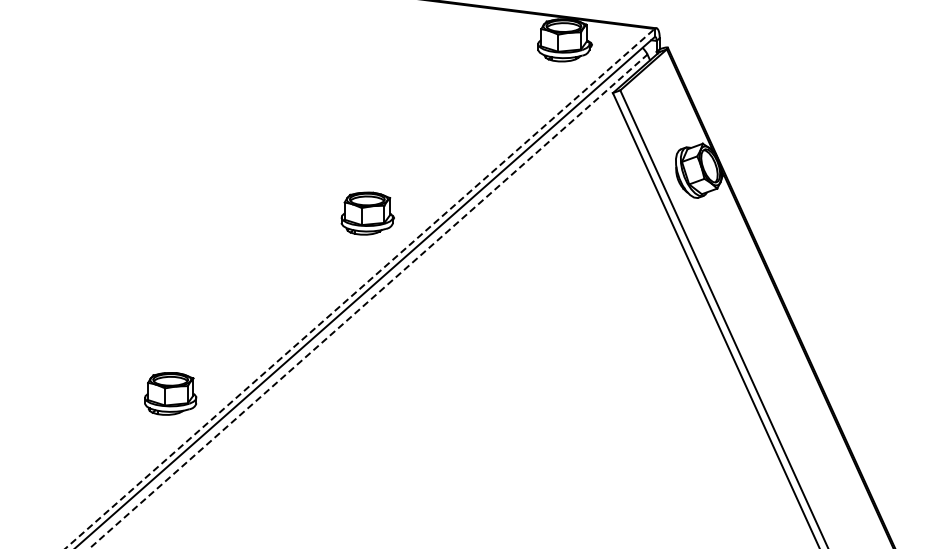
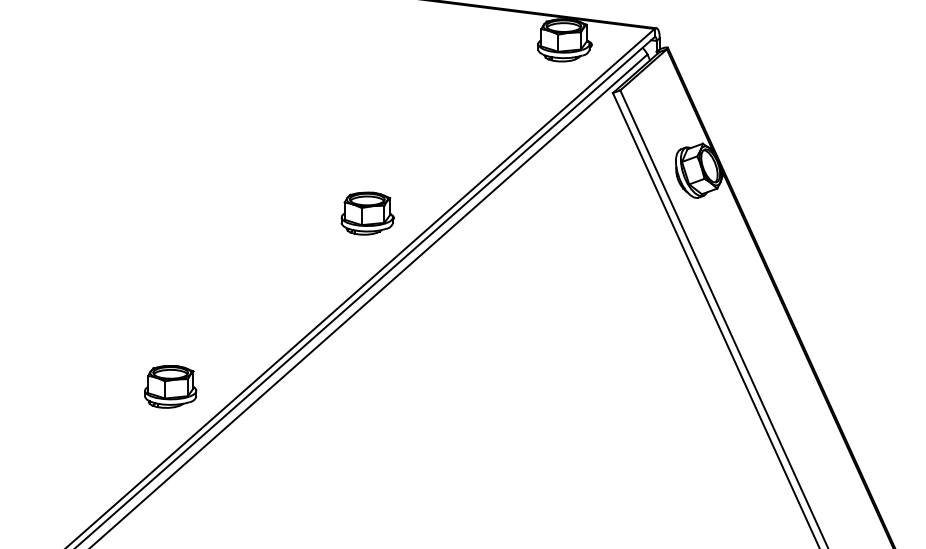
line: dashed -> solid (360, 288)
line: dashed -> solid (368, 301)
part position: (170, 393) -> (170, 386) (170, 386)
